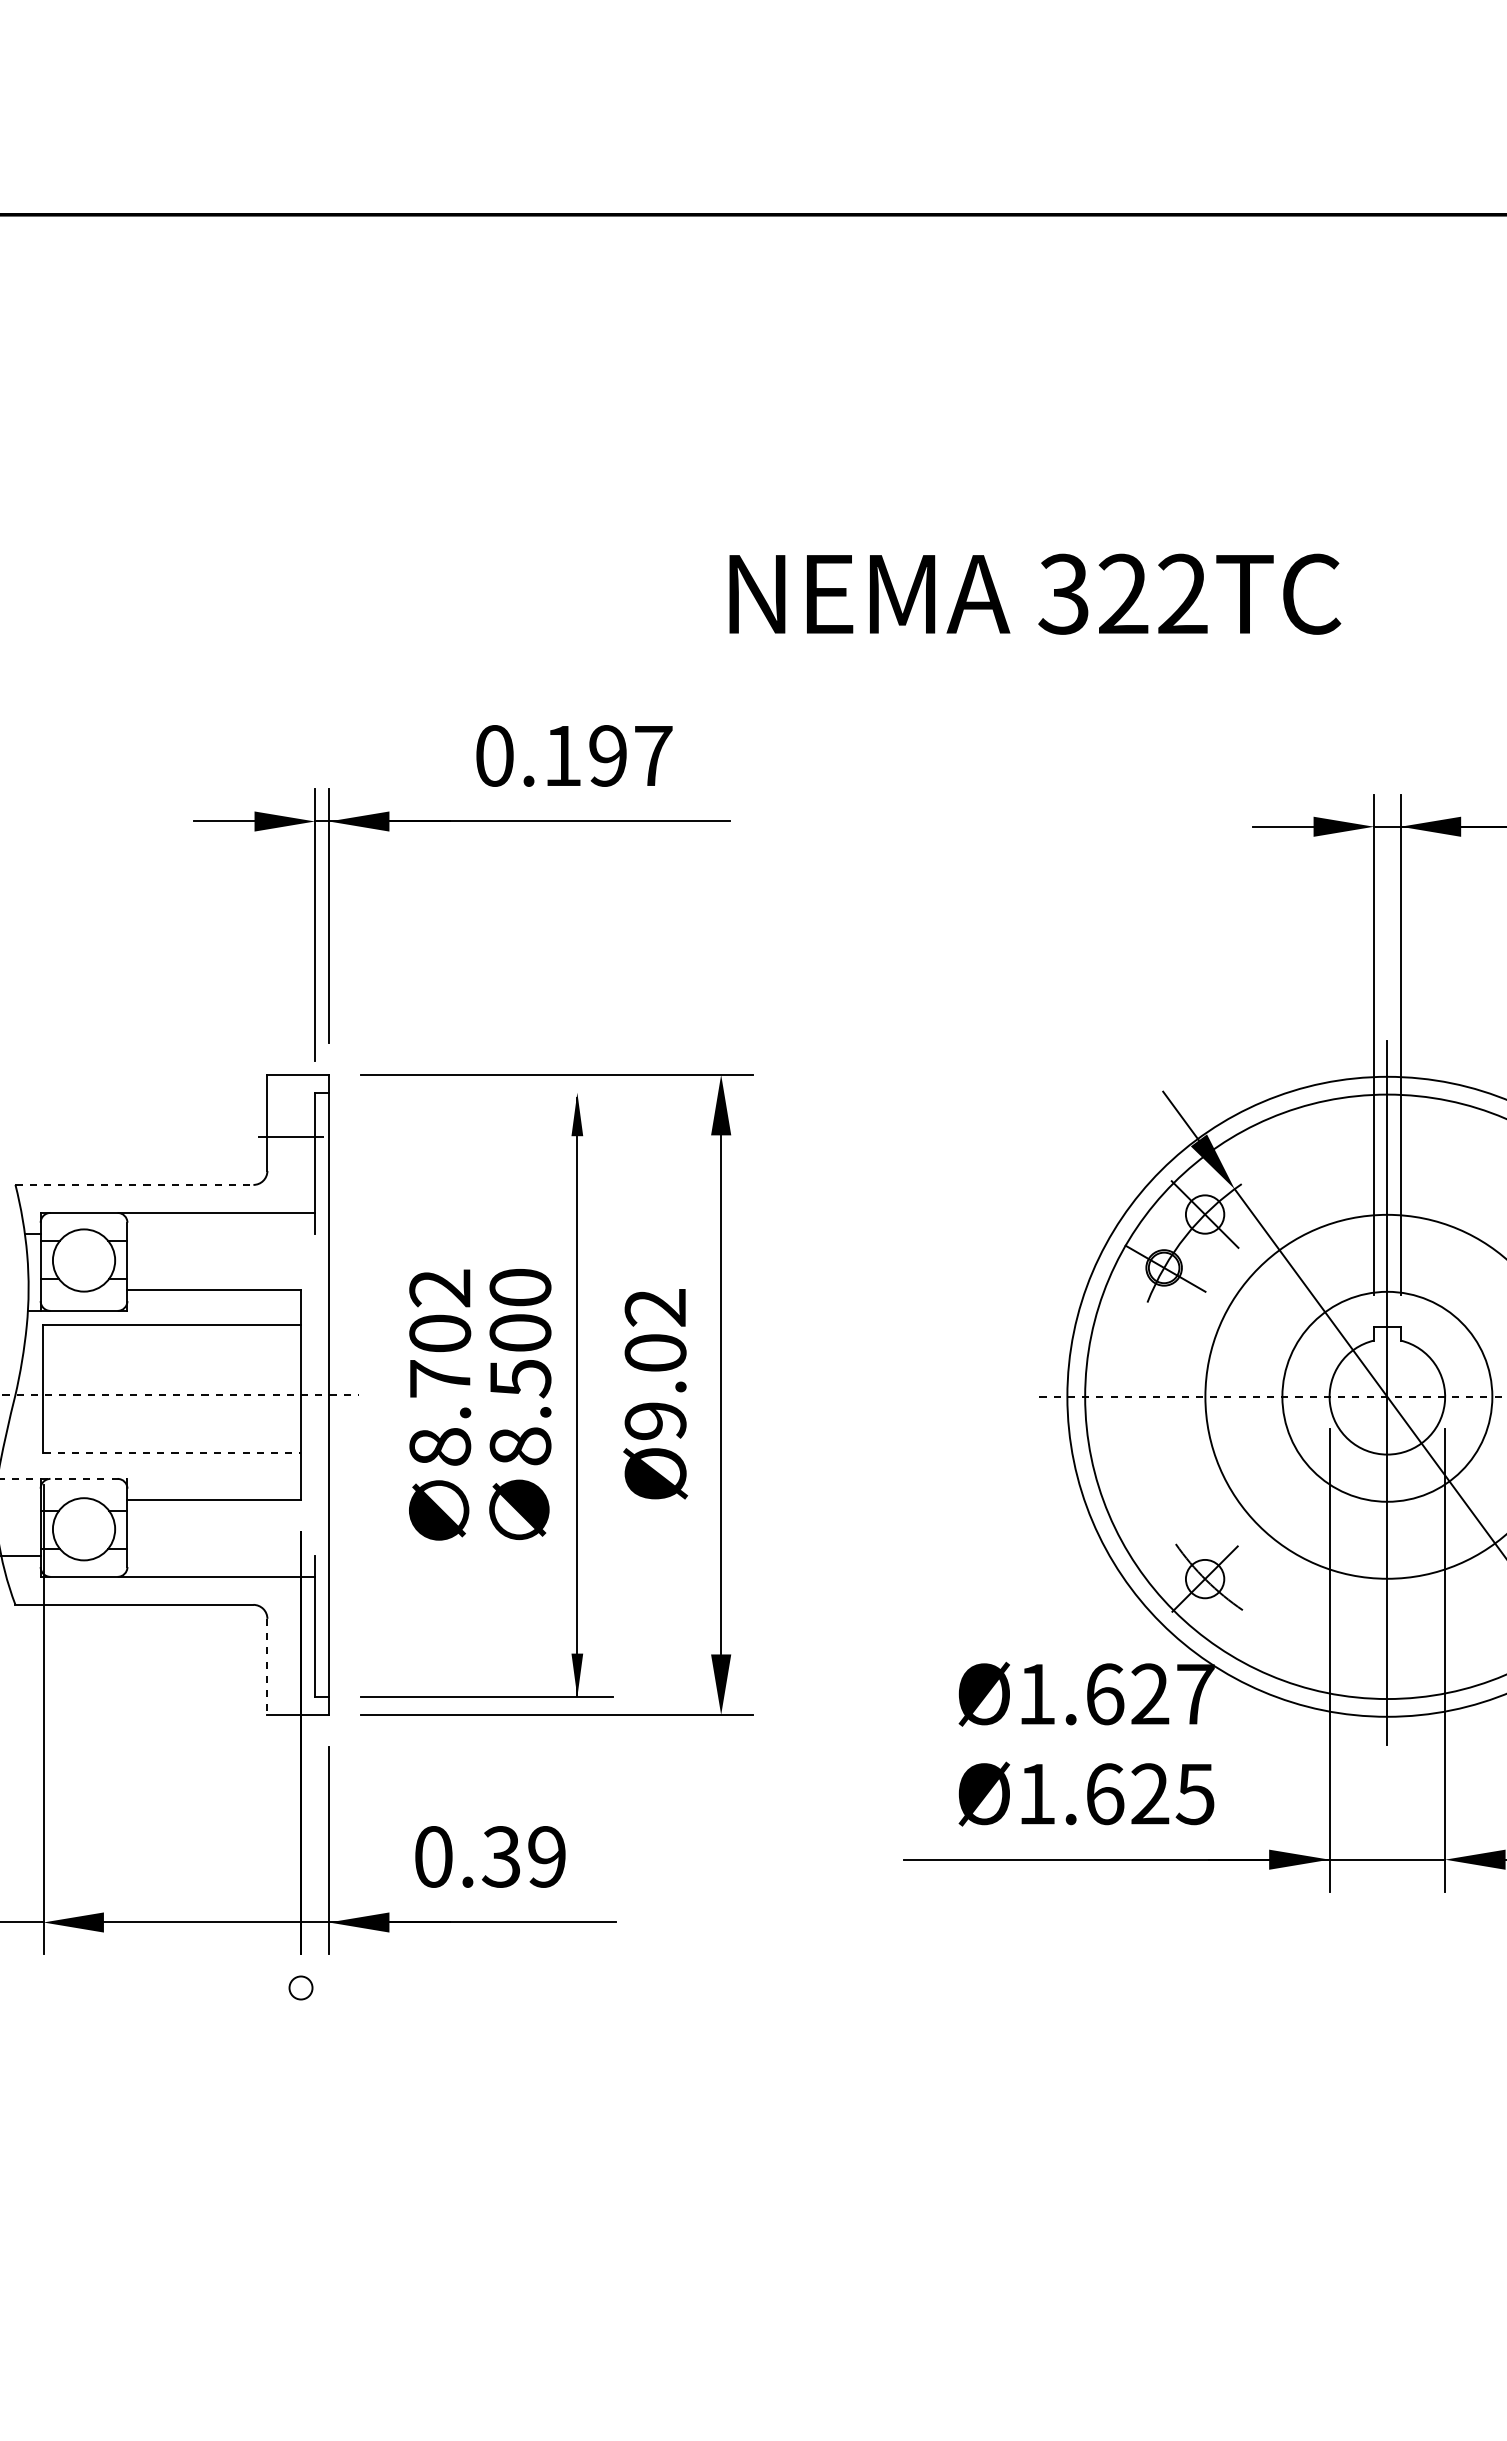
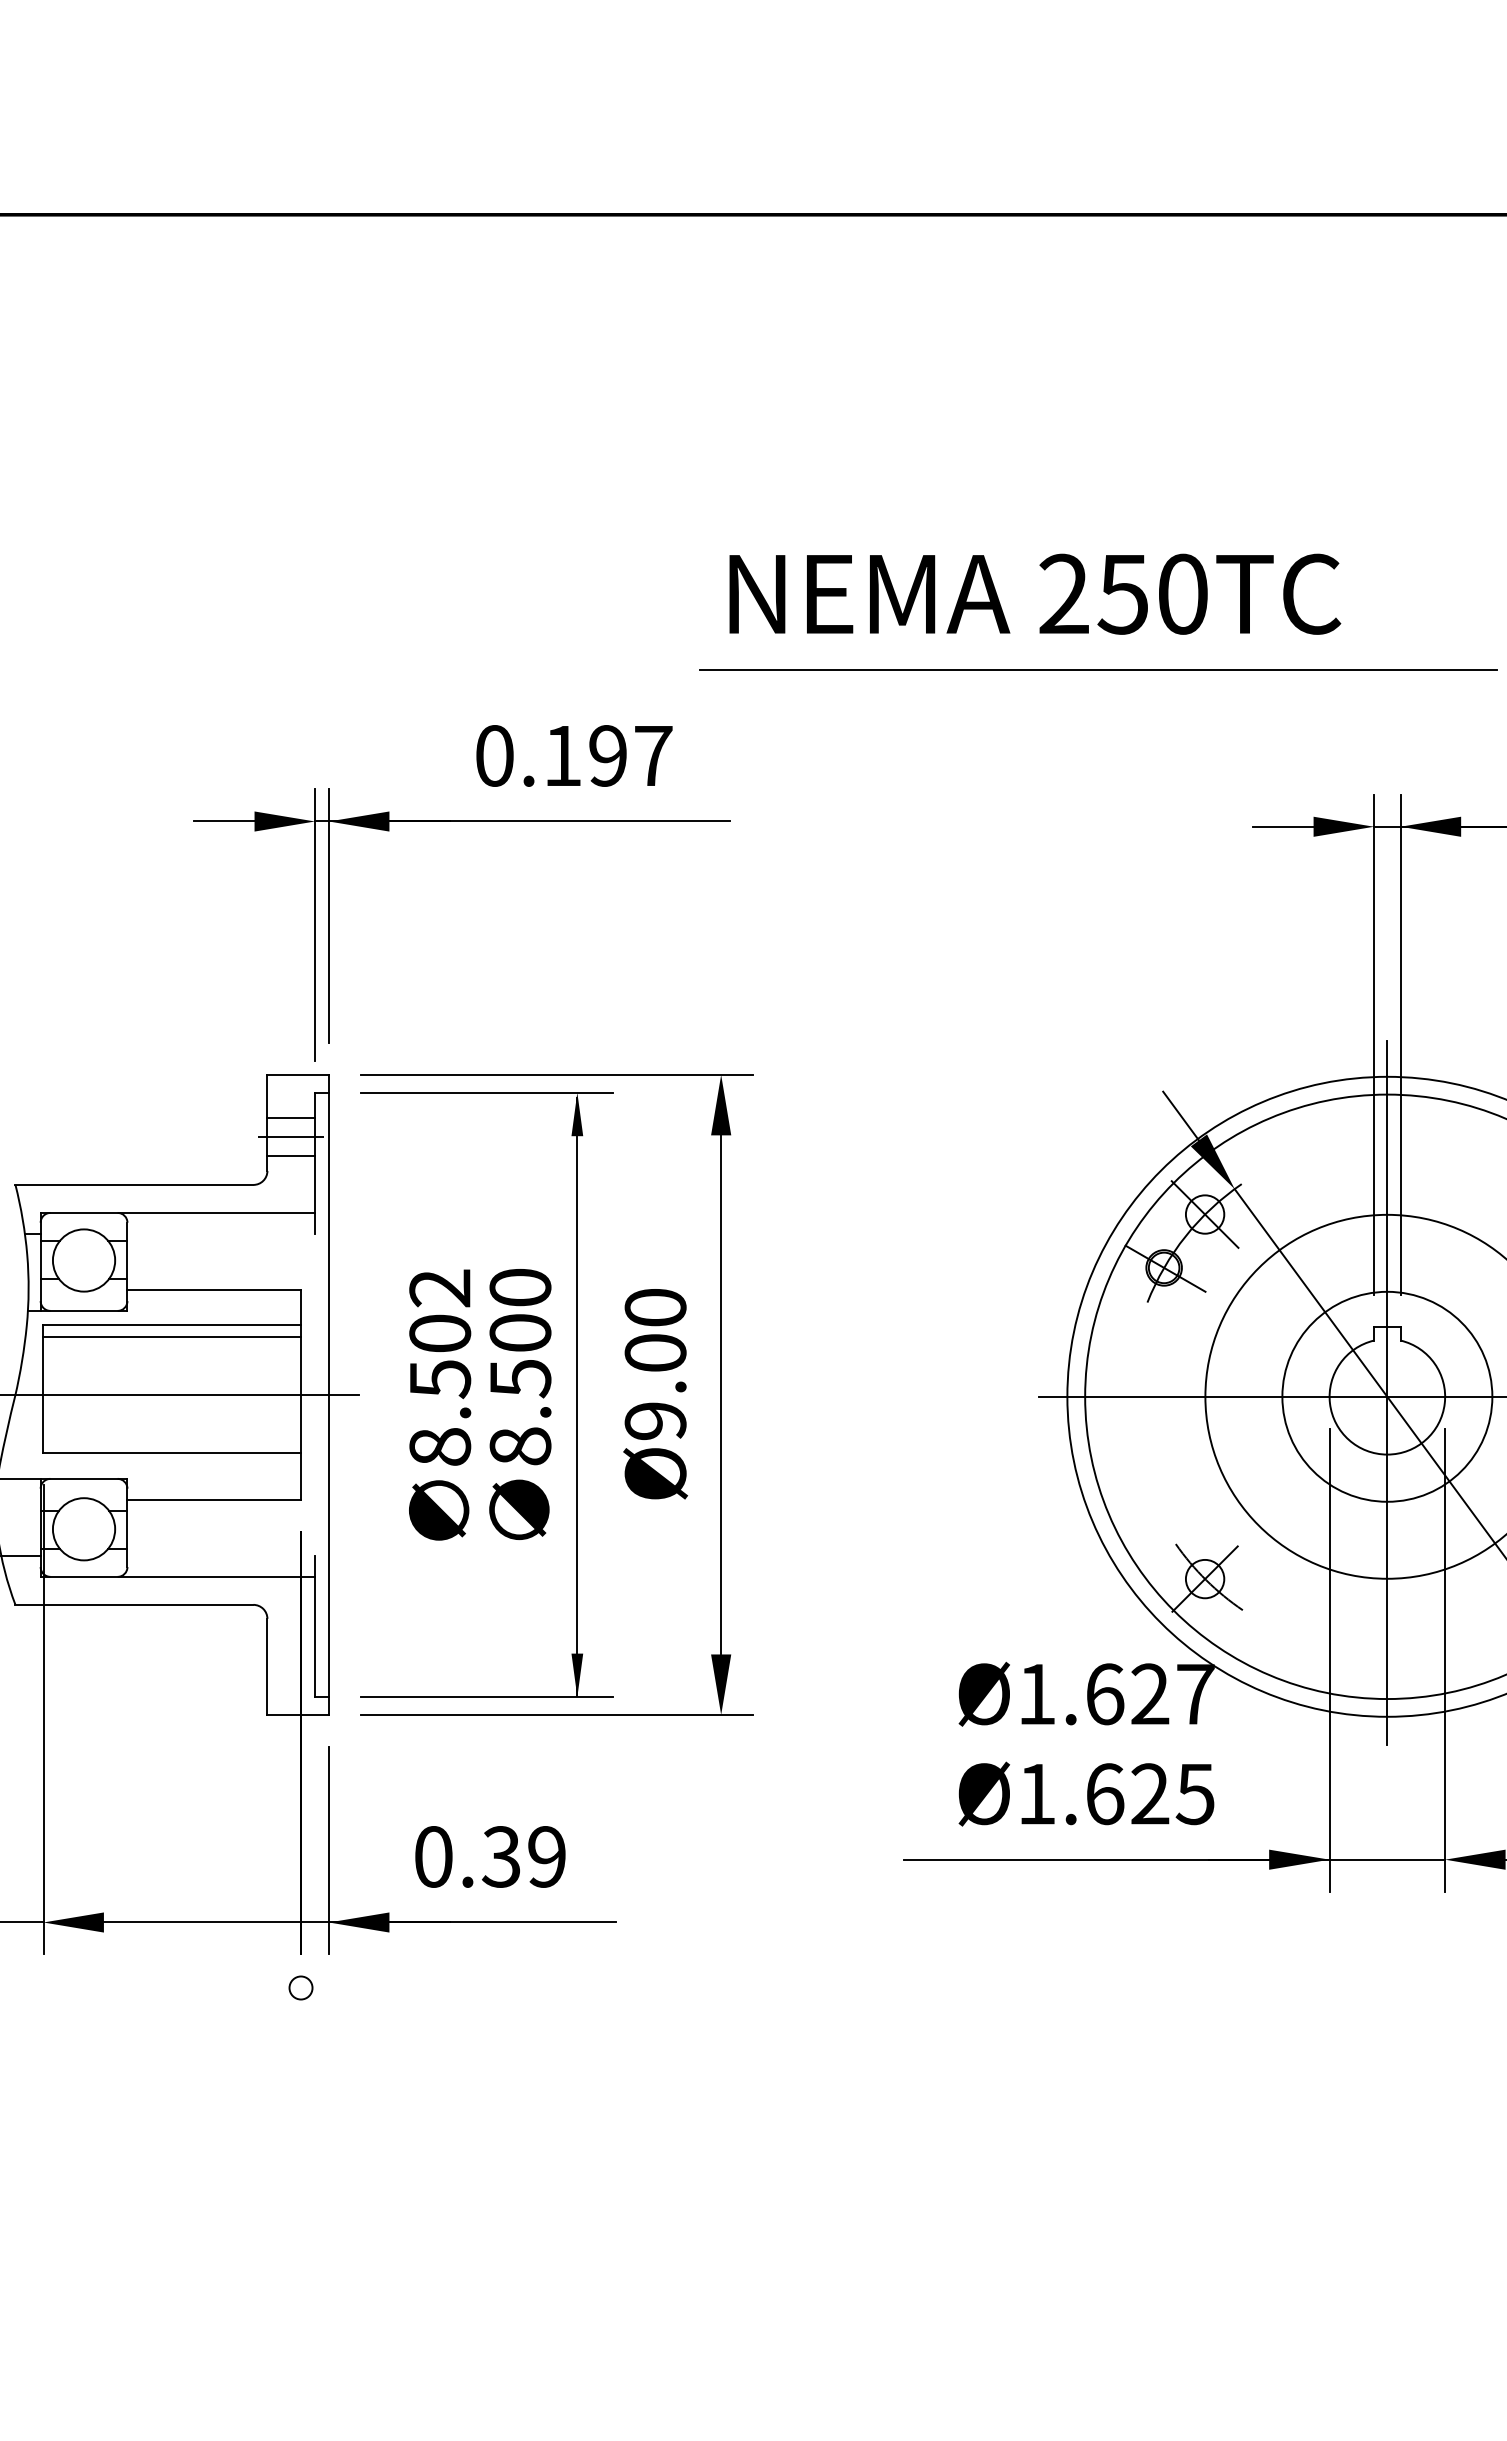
text: 322TC -> 250TC (1122, 593)
line: none -> present (1098, 669)
line: none -> present (486, 1092)
line: none -> present (291, 1117)
line: none -> present (291, 1156)
line: dashed -> solid (134, 1184)
text: 9.02 -> 9.00 (655, 1307)
line: none -> present (172, 1337)
text: 8.702 -> 8.502 (440, 1379)
line: dashed -> solid (179, 1394)
line: dashed -> solid (1273, 1396)
line: dashed -> solid (172, 1452)
line: dashed -> solid (64, 1478)
line: dashed -> solid (267, 1667)
